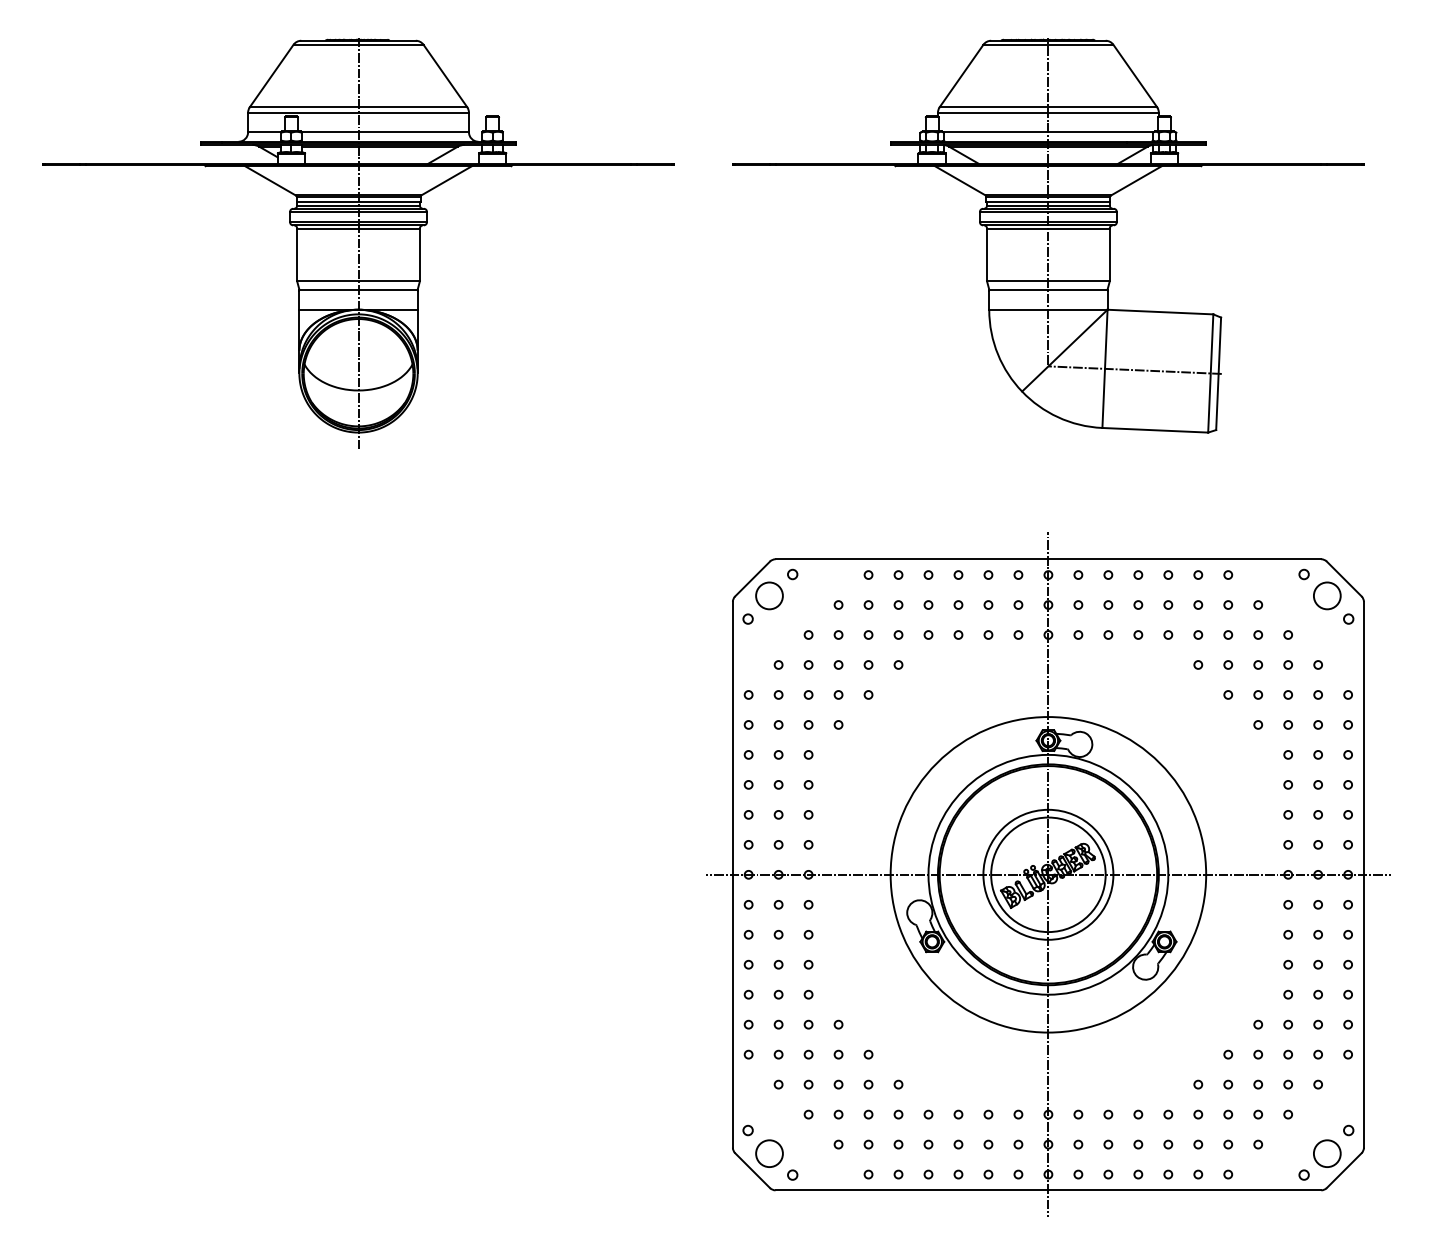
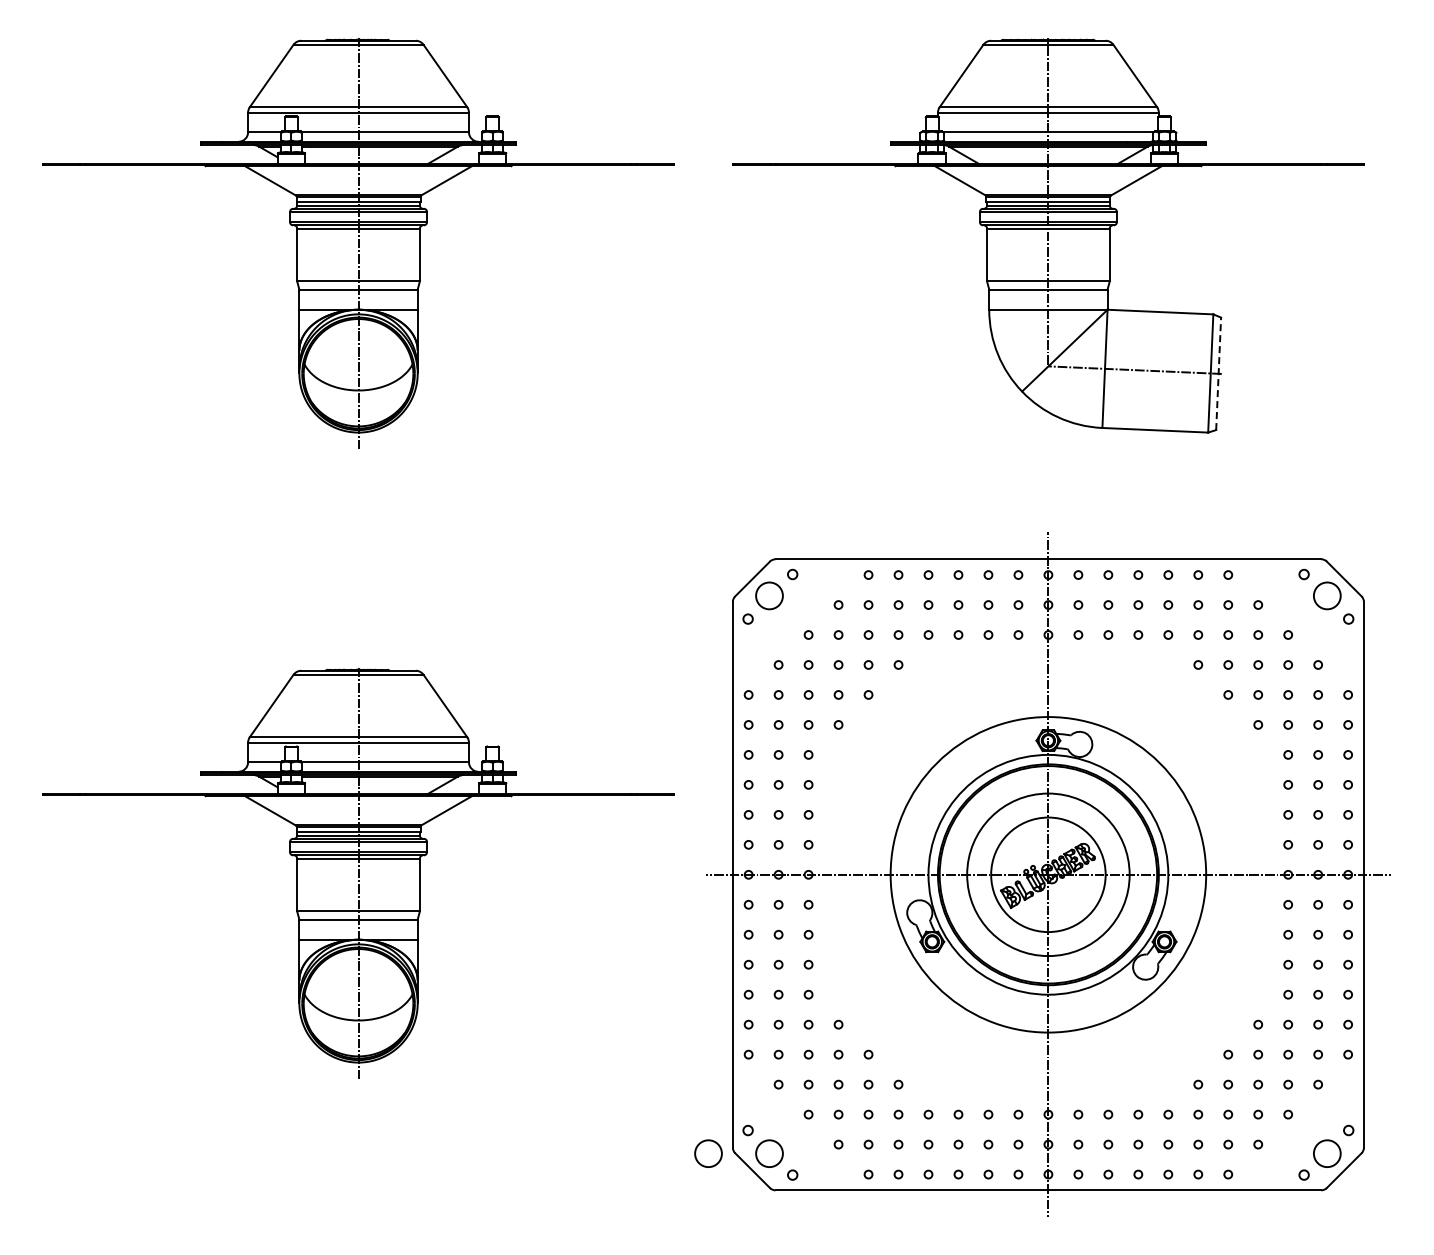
line: solid -> dashed (1218, 373)
part: none -> present (358, 873)
circle diameter: 130 px -> 163 px (1048, 874)
circle: none -> present (708, 1153)
